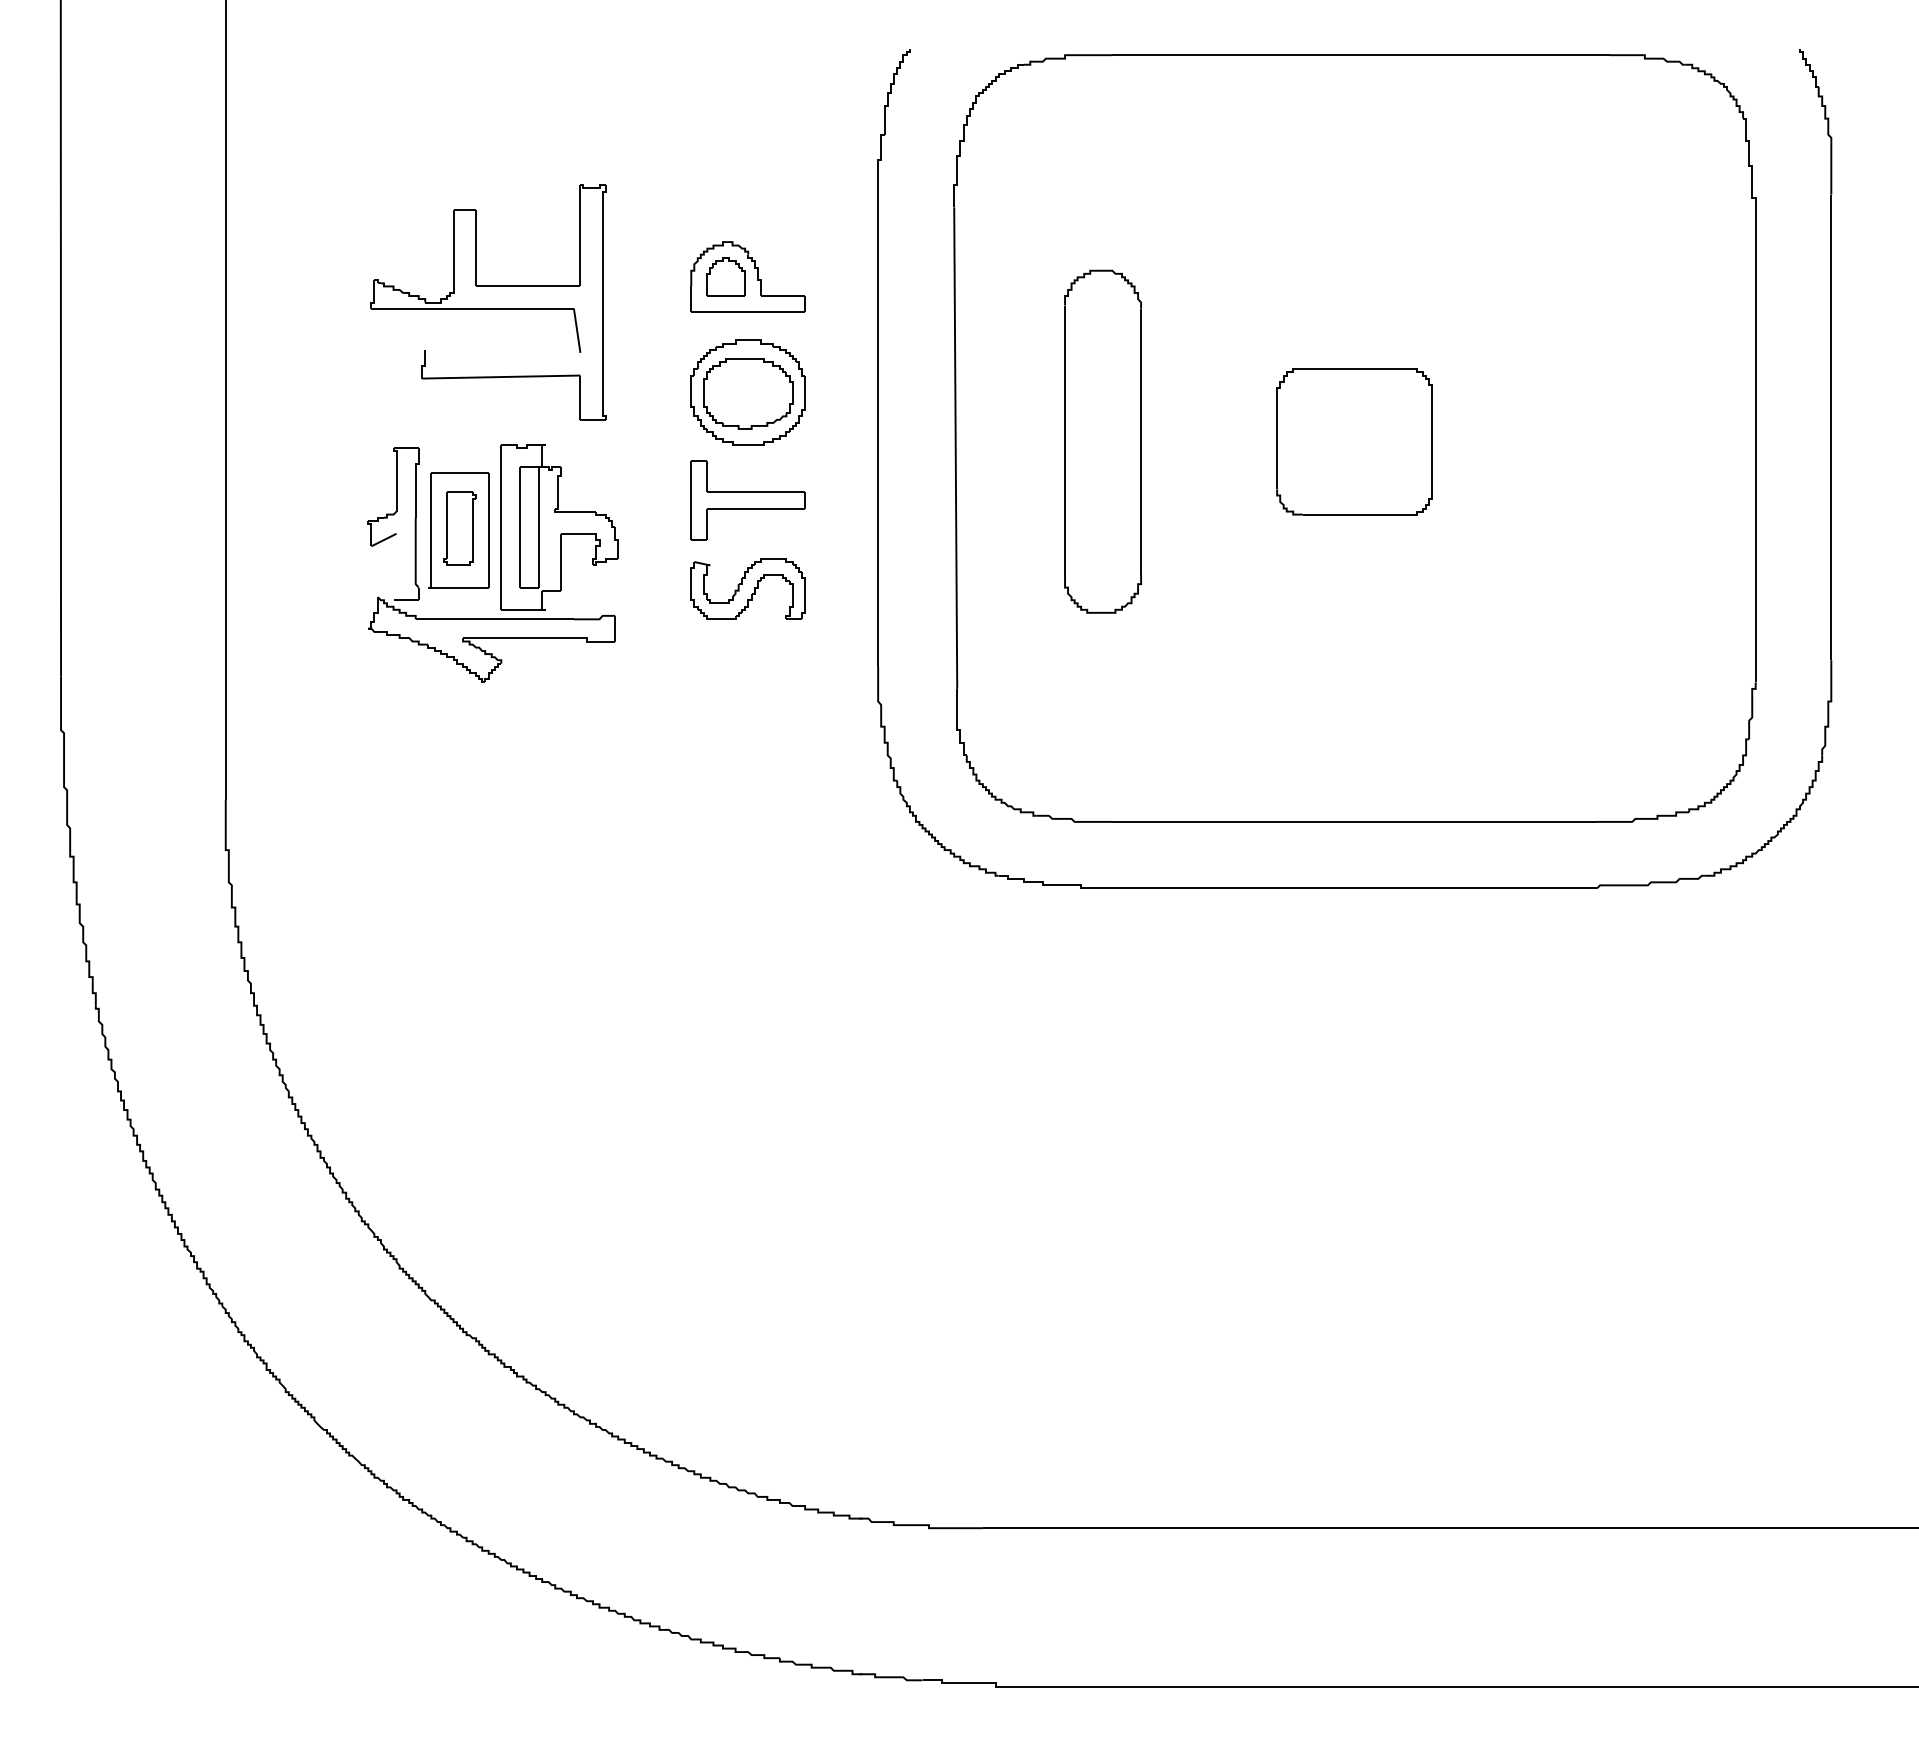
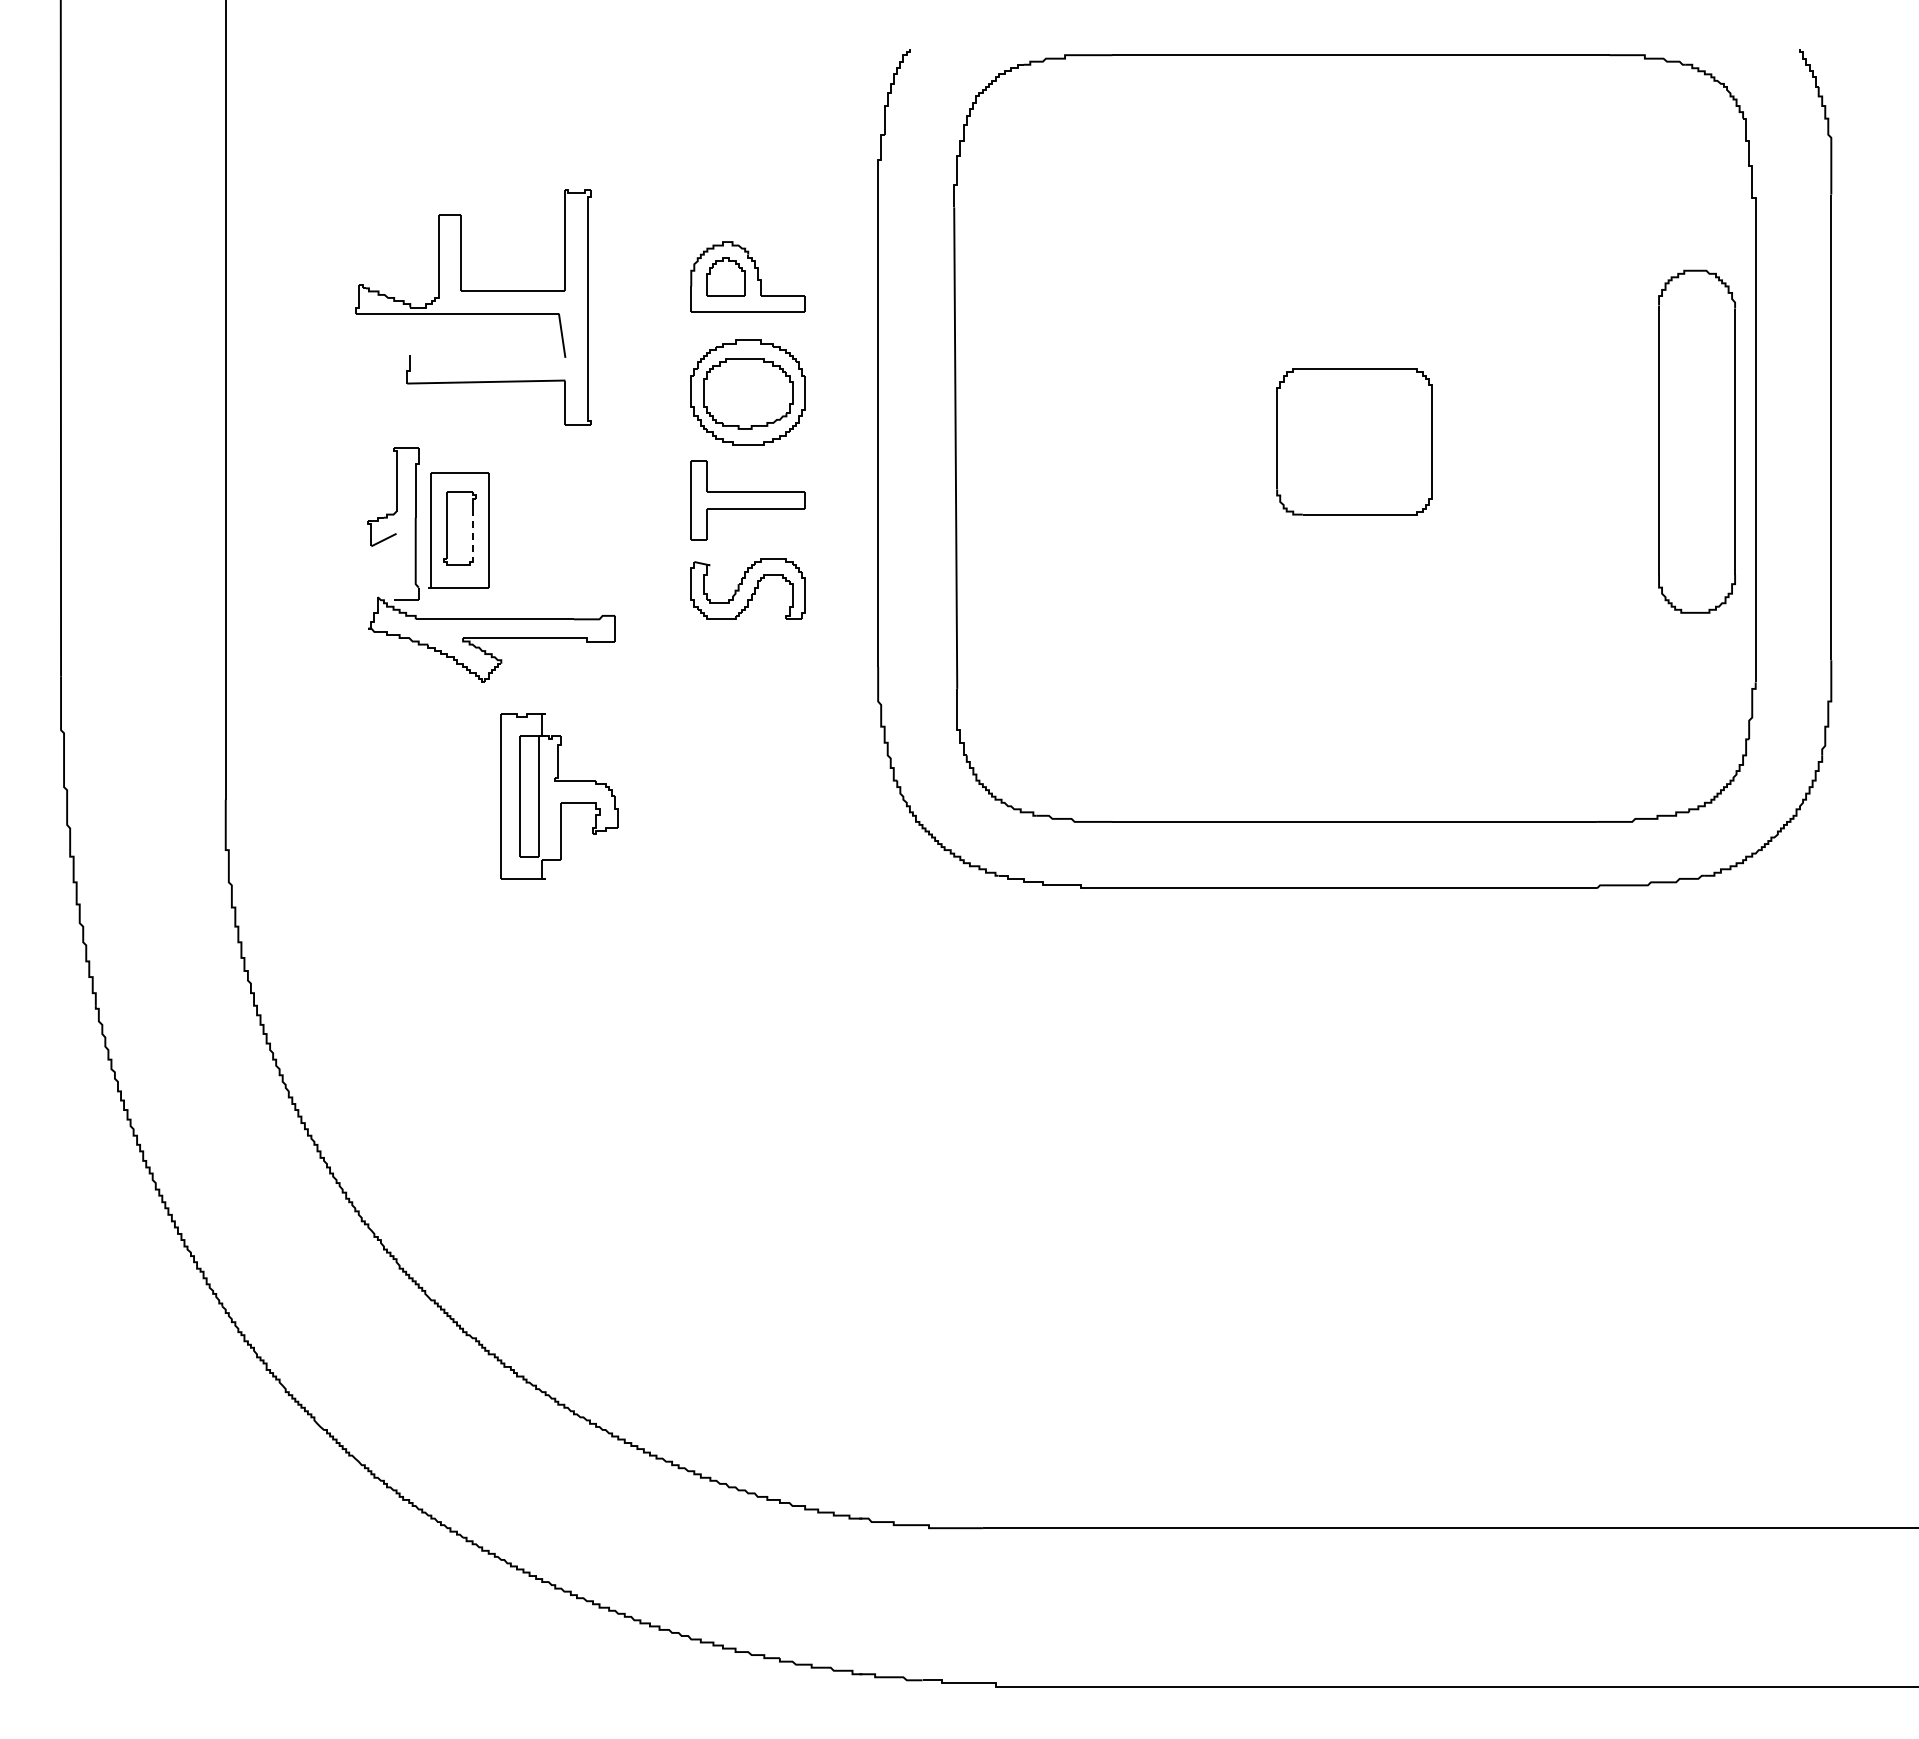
part position: (488, 302) -> (473, 307) (473, 307)
part position: (1102, 441) -> (1696, 441) (1696, 441)
part position: (559, 527) -> (559, 796) (559, 796)
line: solid -> dashed (472, 534)
